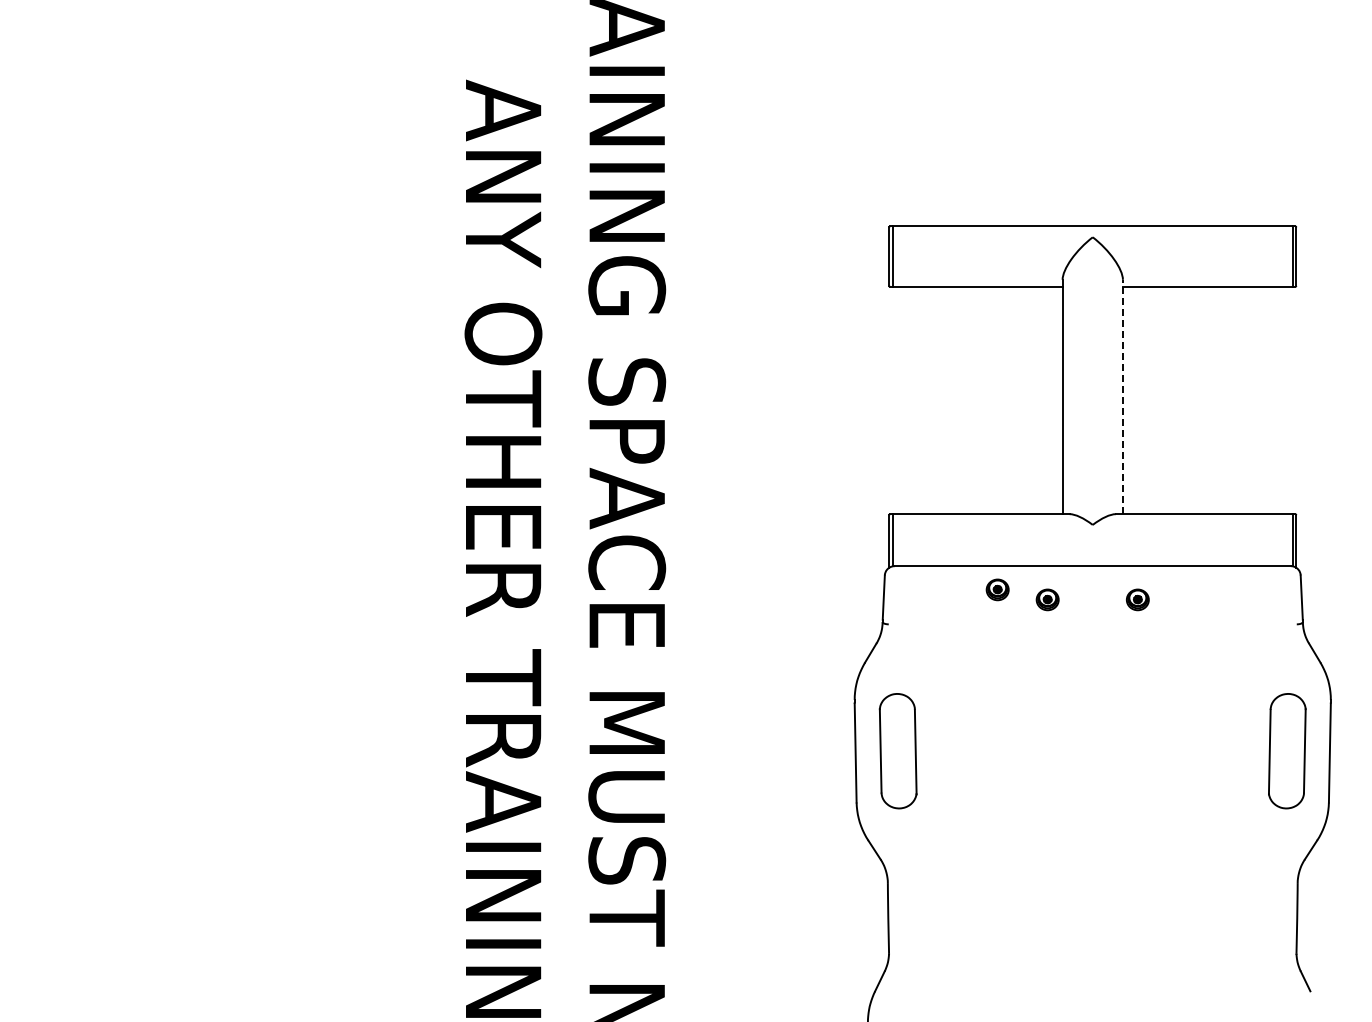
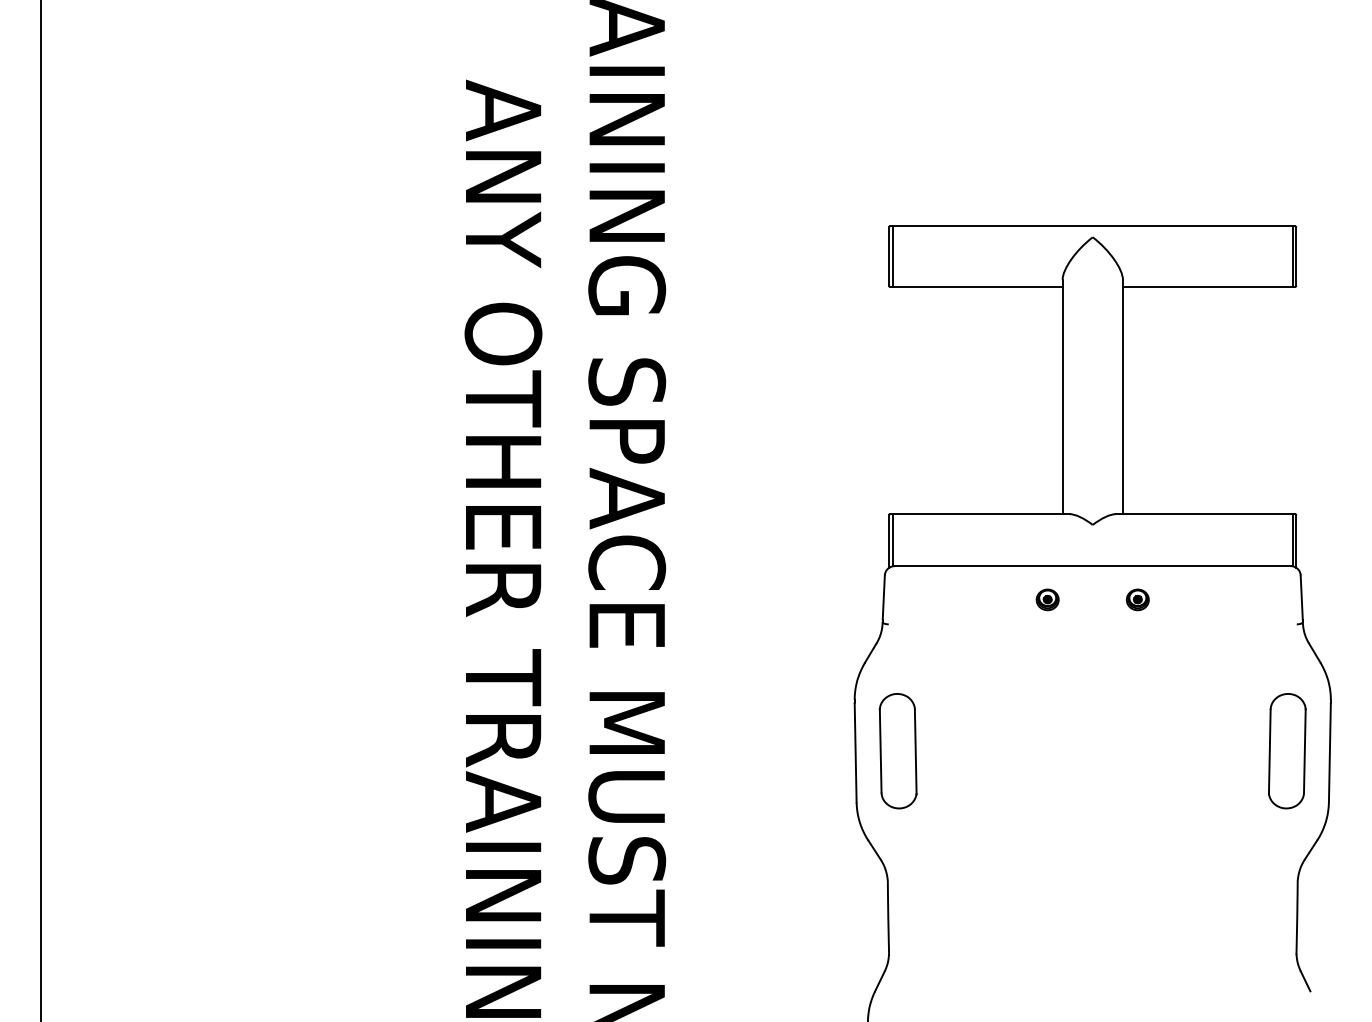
line: dashed -> solid (1122, 396)
line: none -> present (41, 510)
part: present -> none (997, 589)
